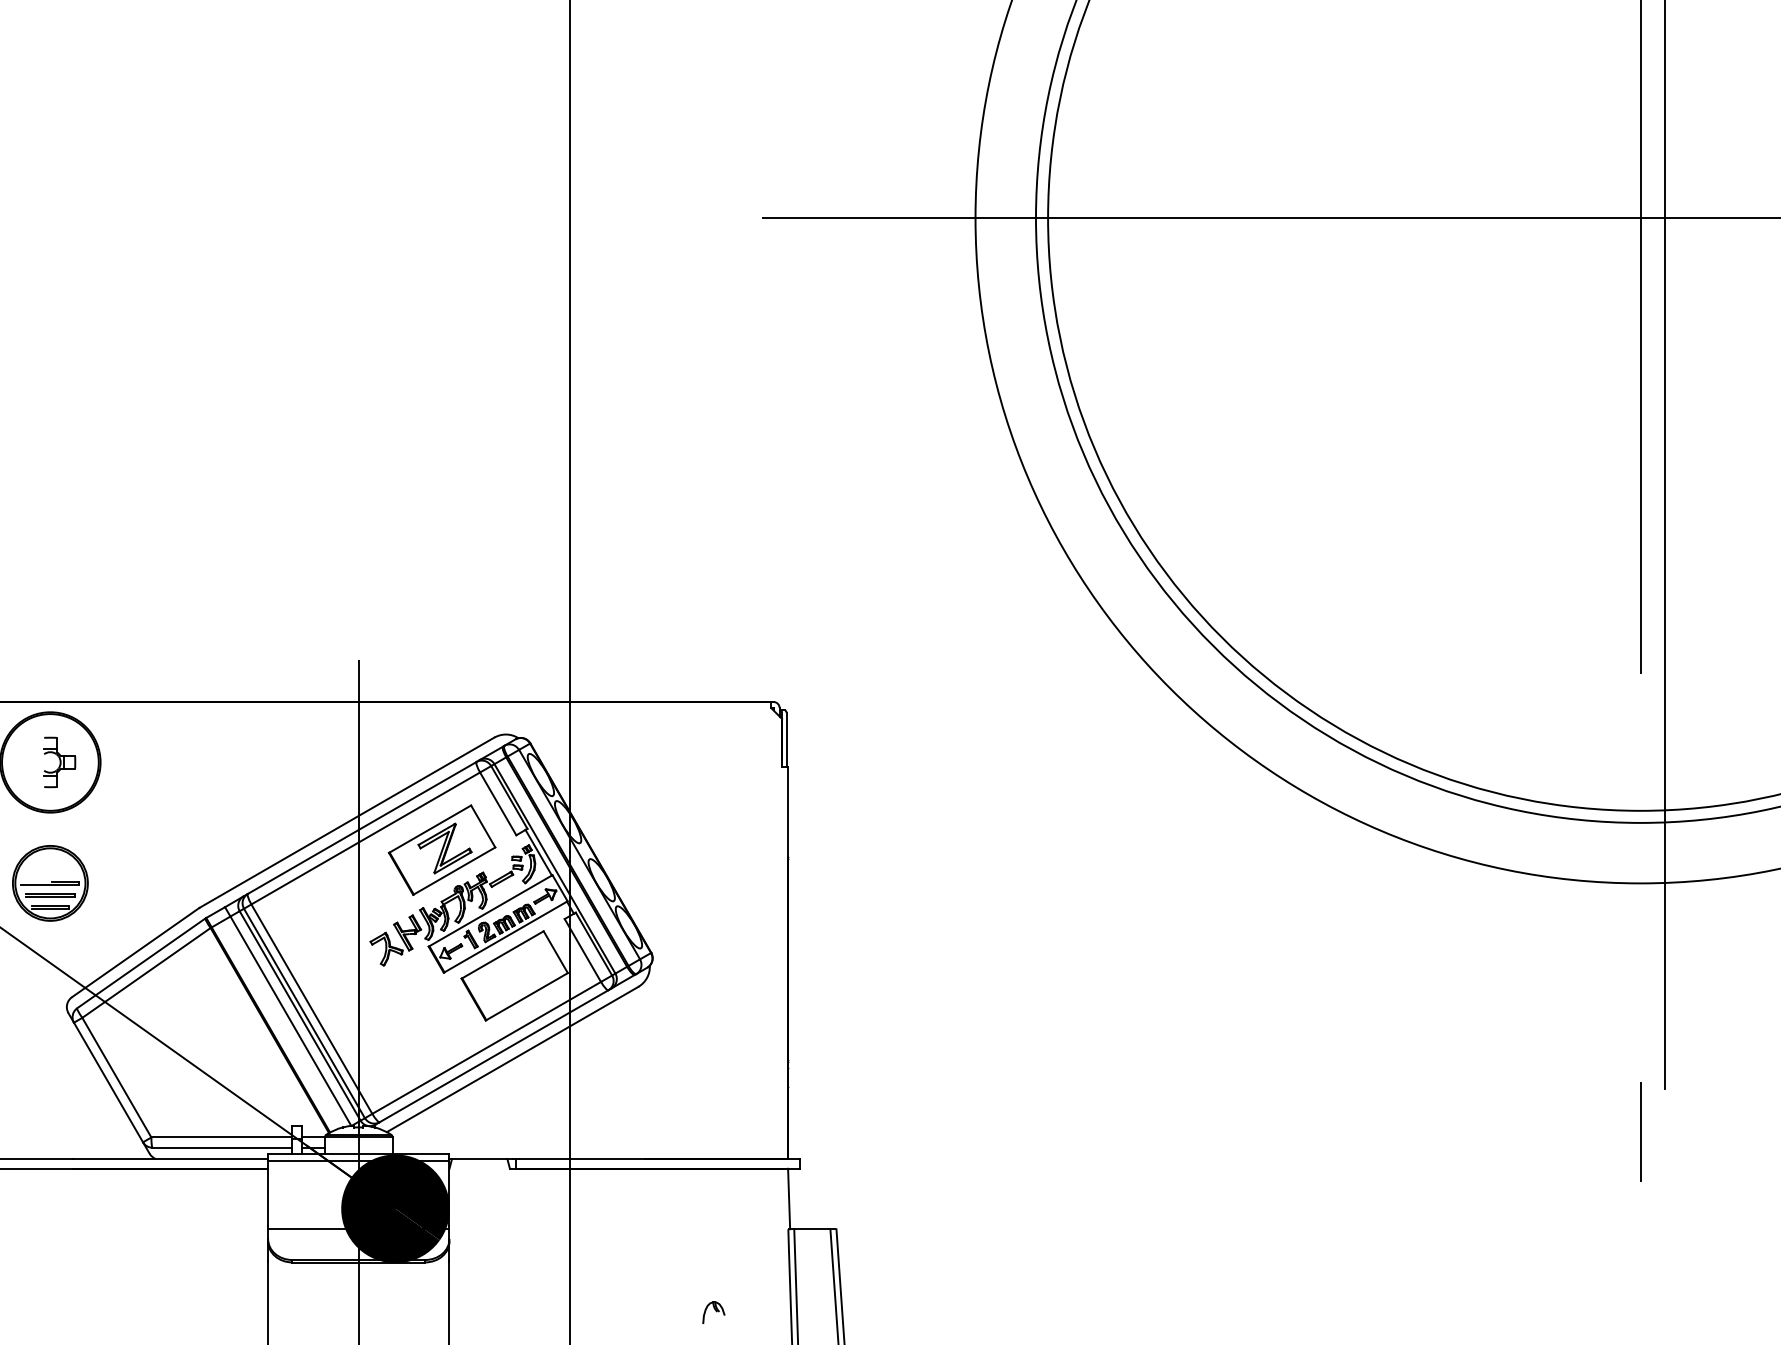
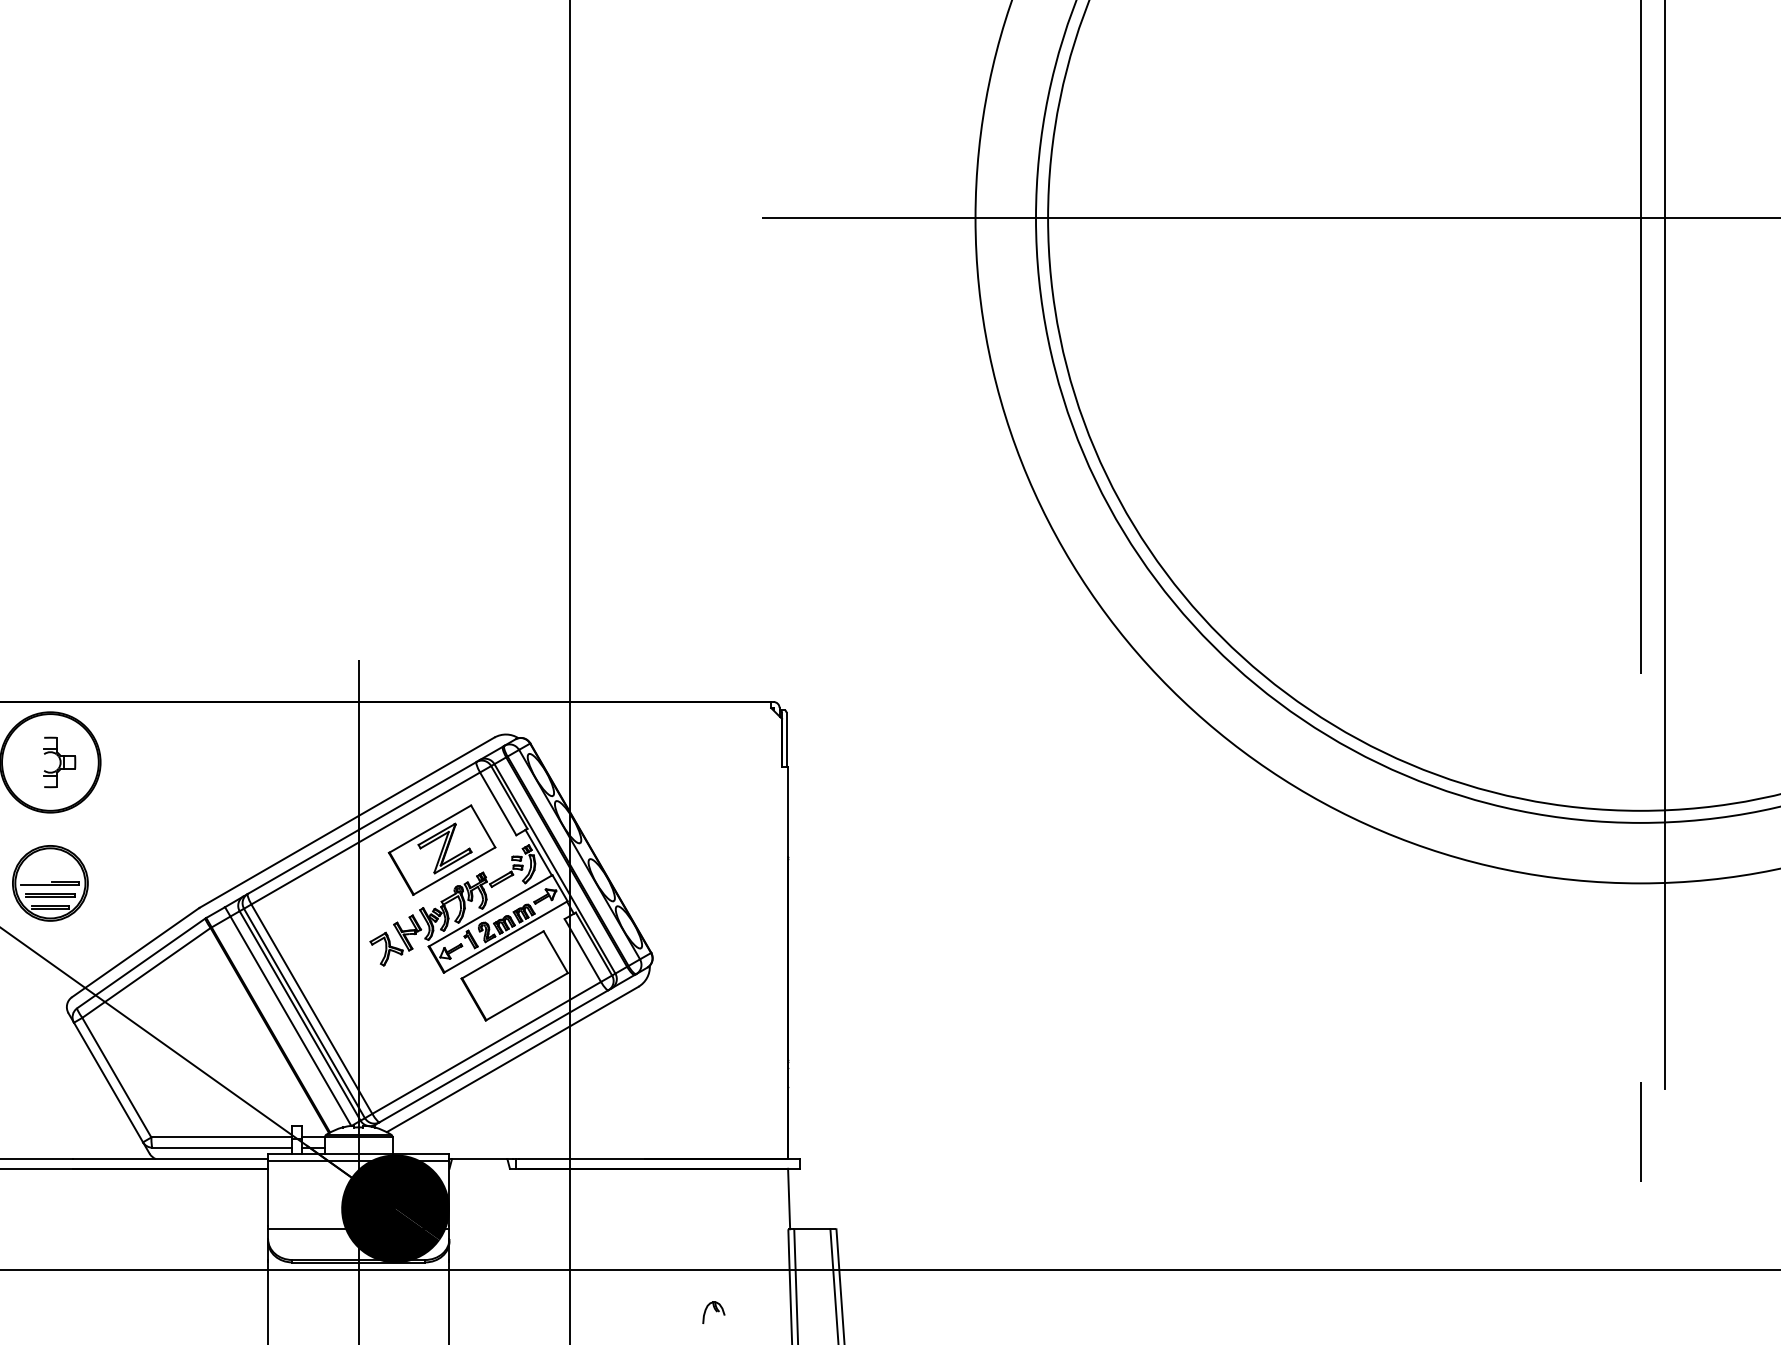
line: none -> present (889, 1270)
